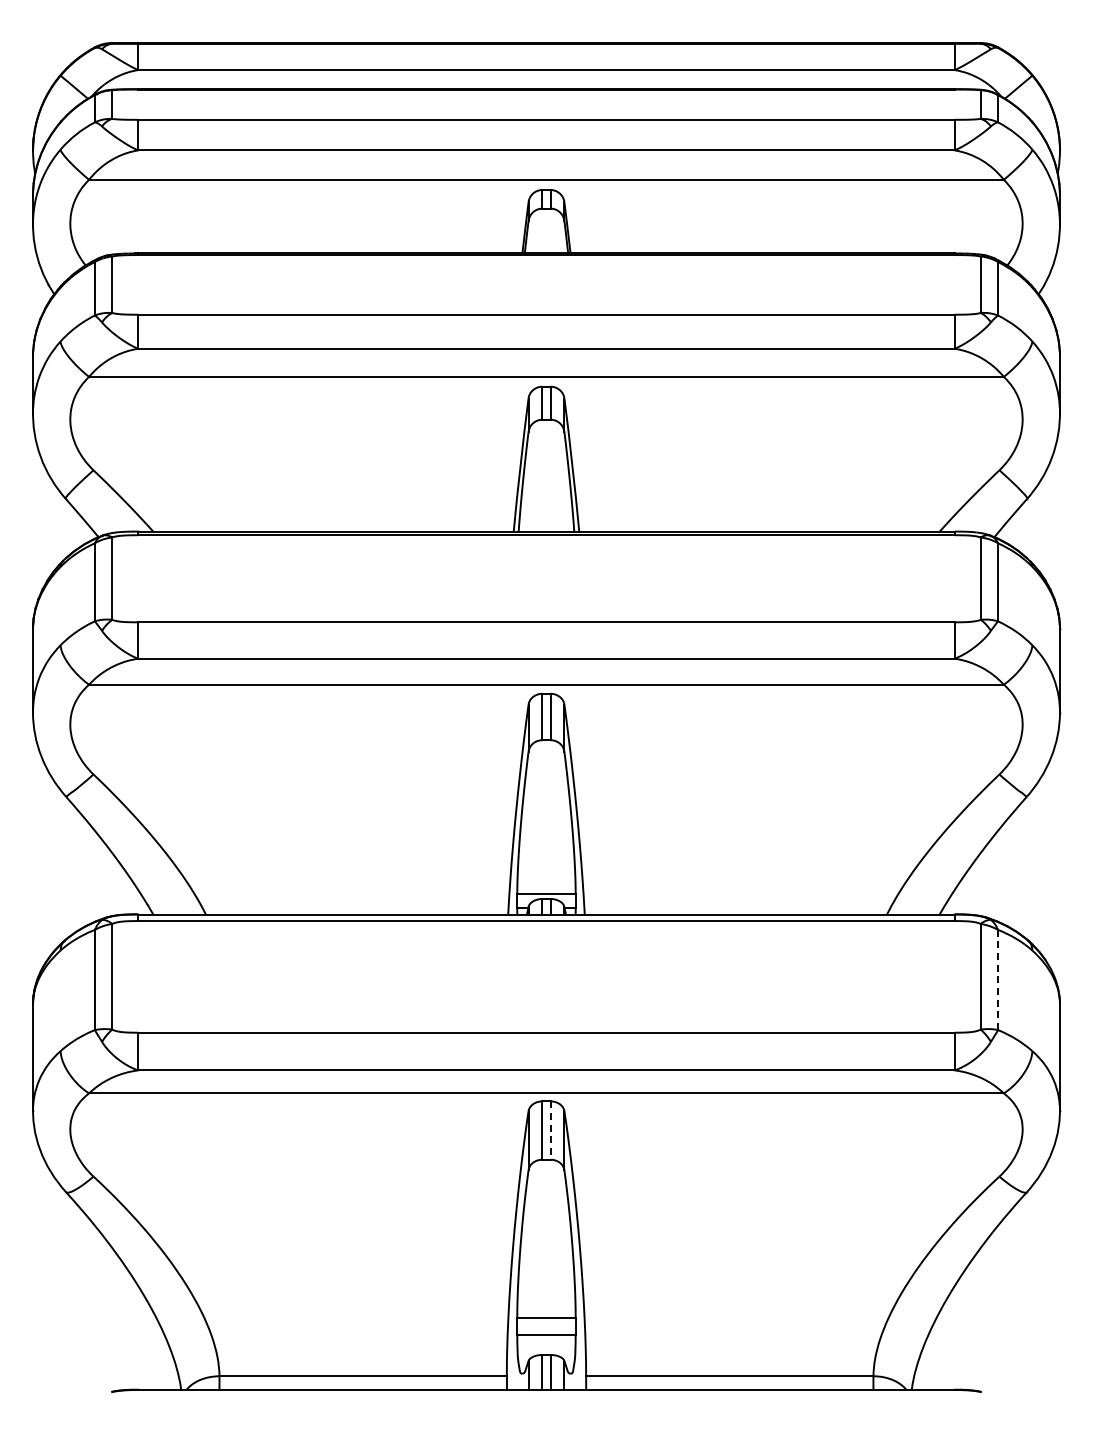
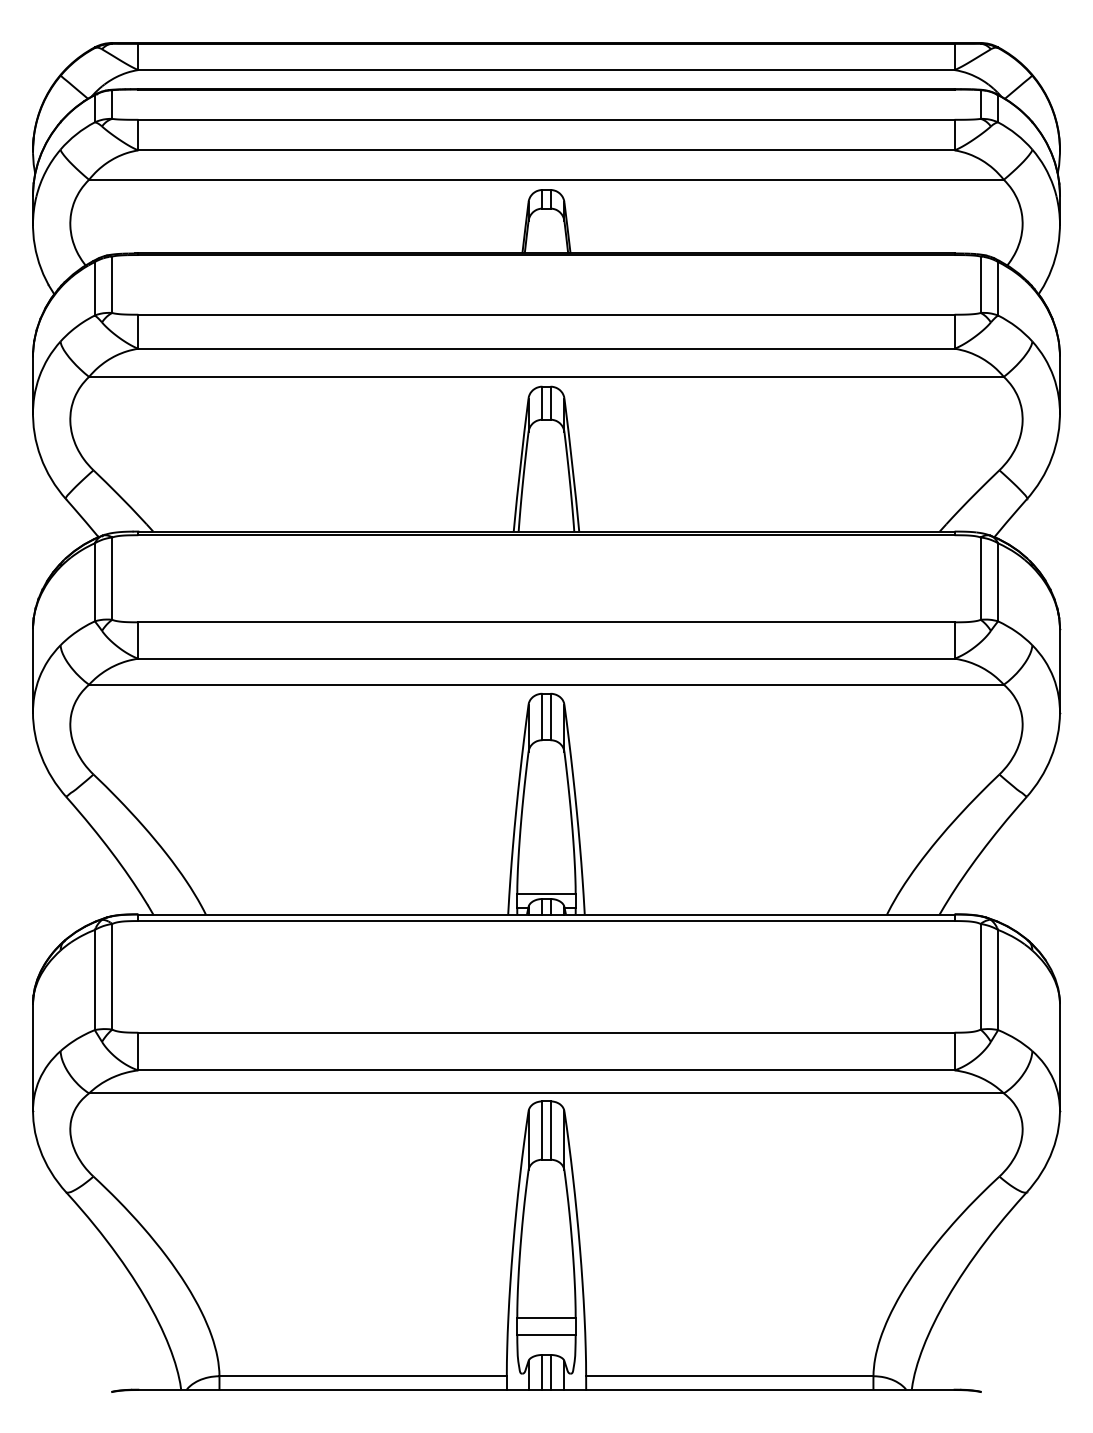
line: dashed -> solid (998, 979)
line: dashed -> solid (550, 1131)
